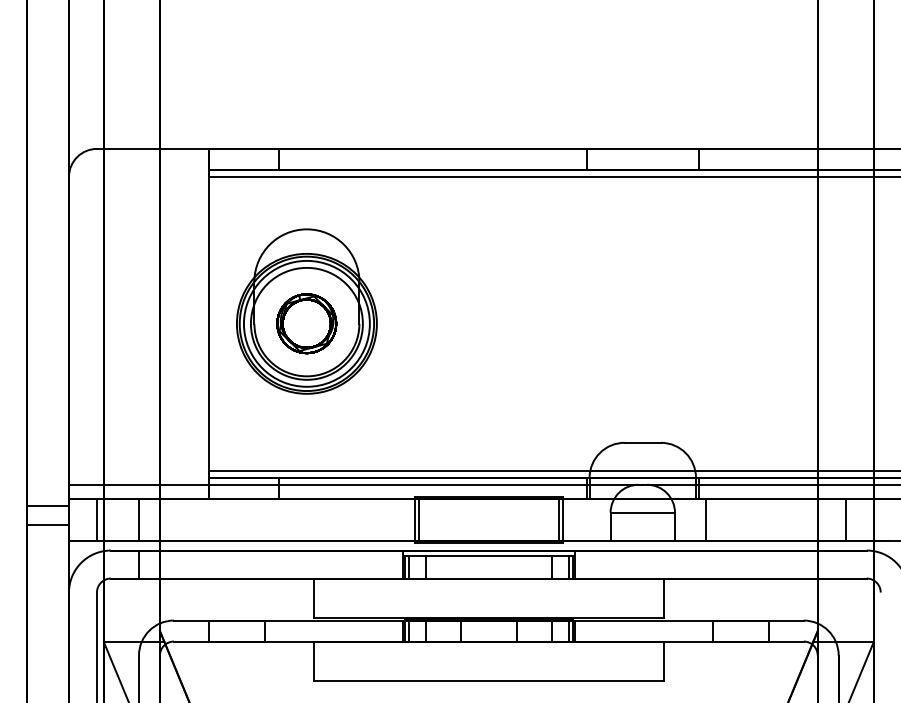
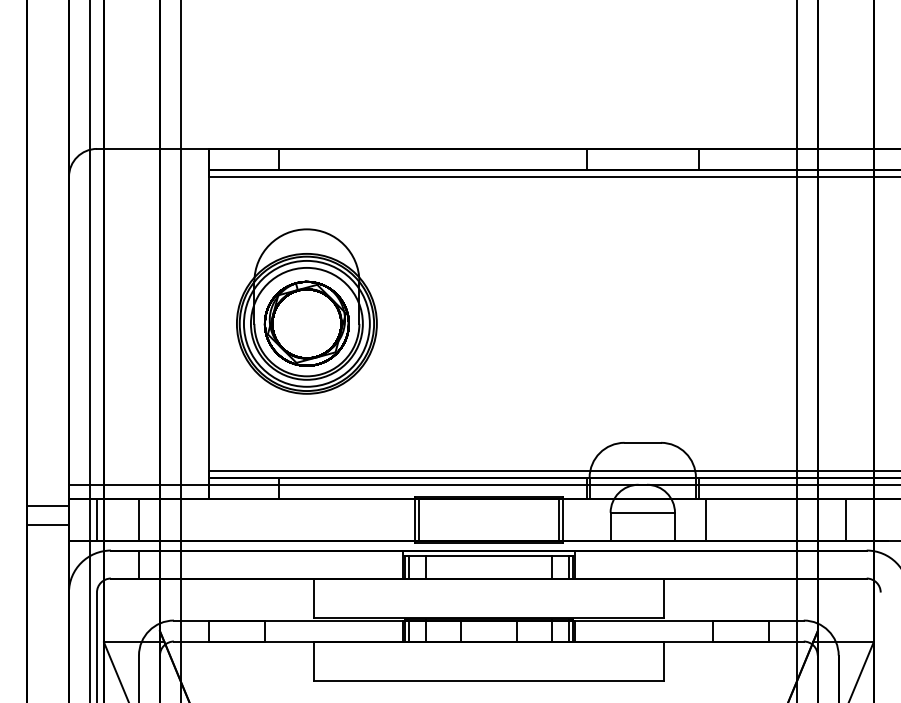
part size: 62x62 px -> 87x87 px (306, 323)
line: none -> present (90, 350)
line: none -> present (180, 350)
line: none -> present (796, 350)
